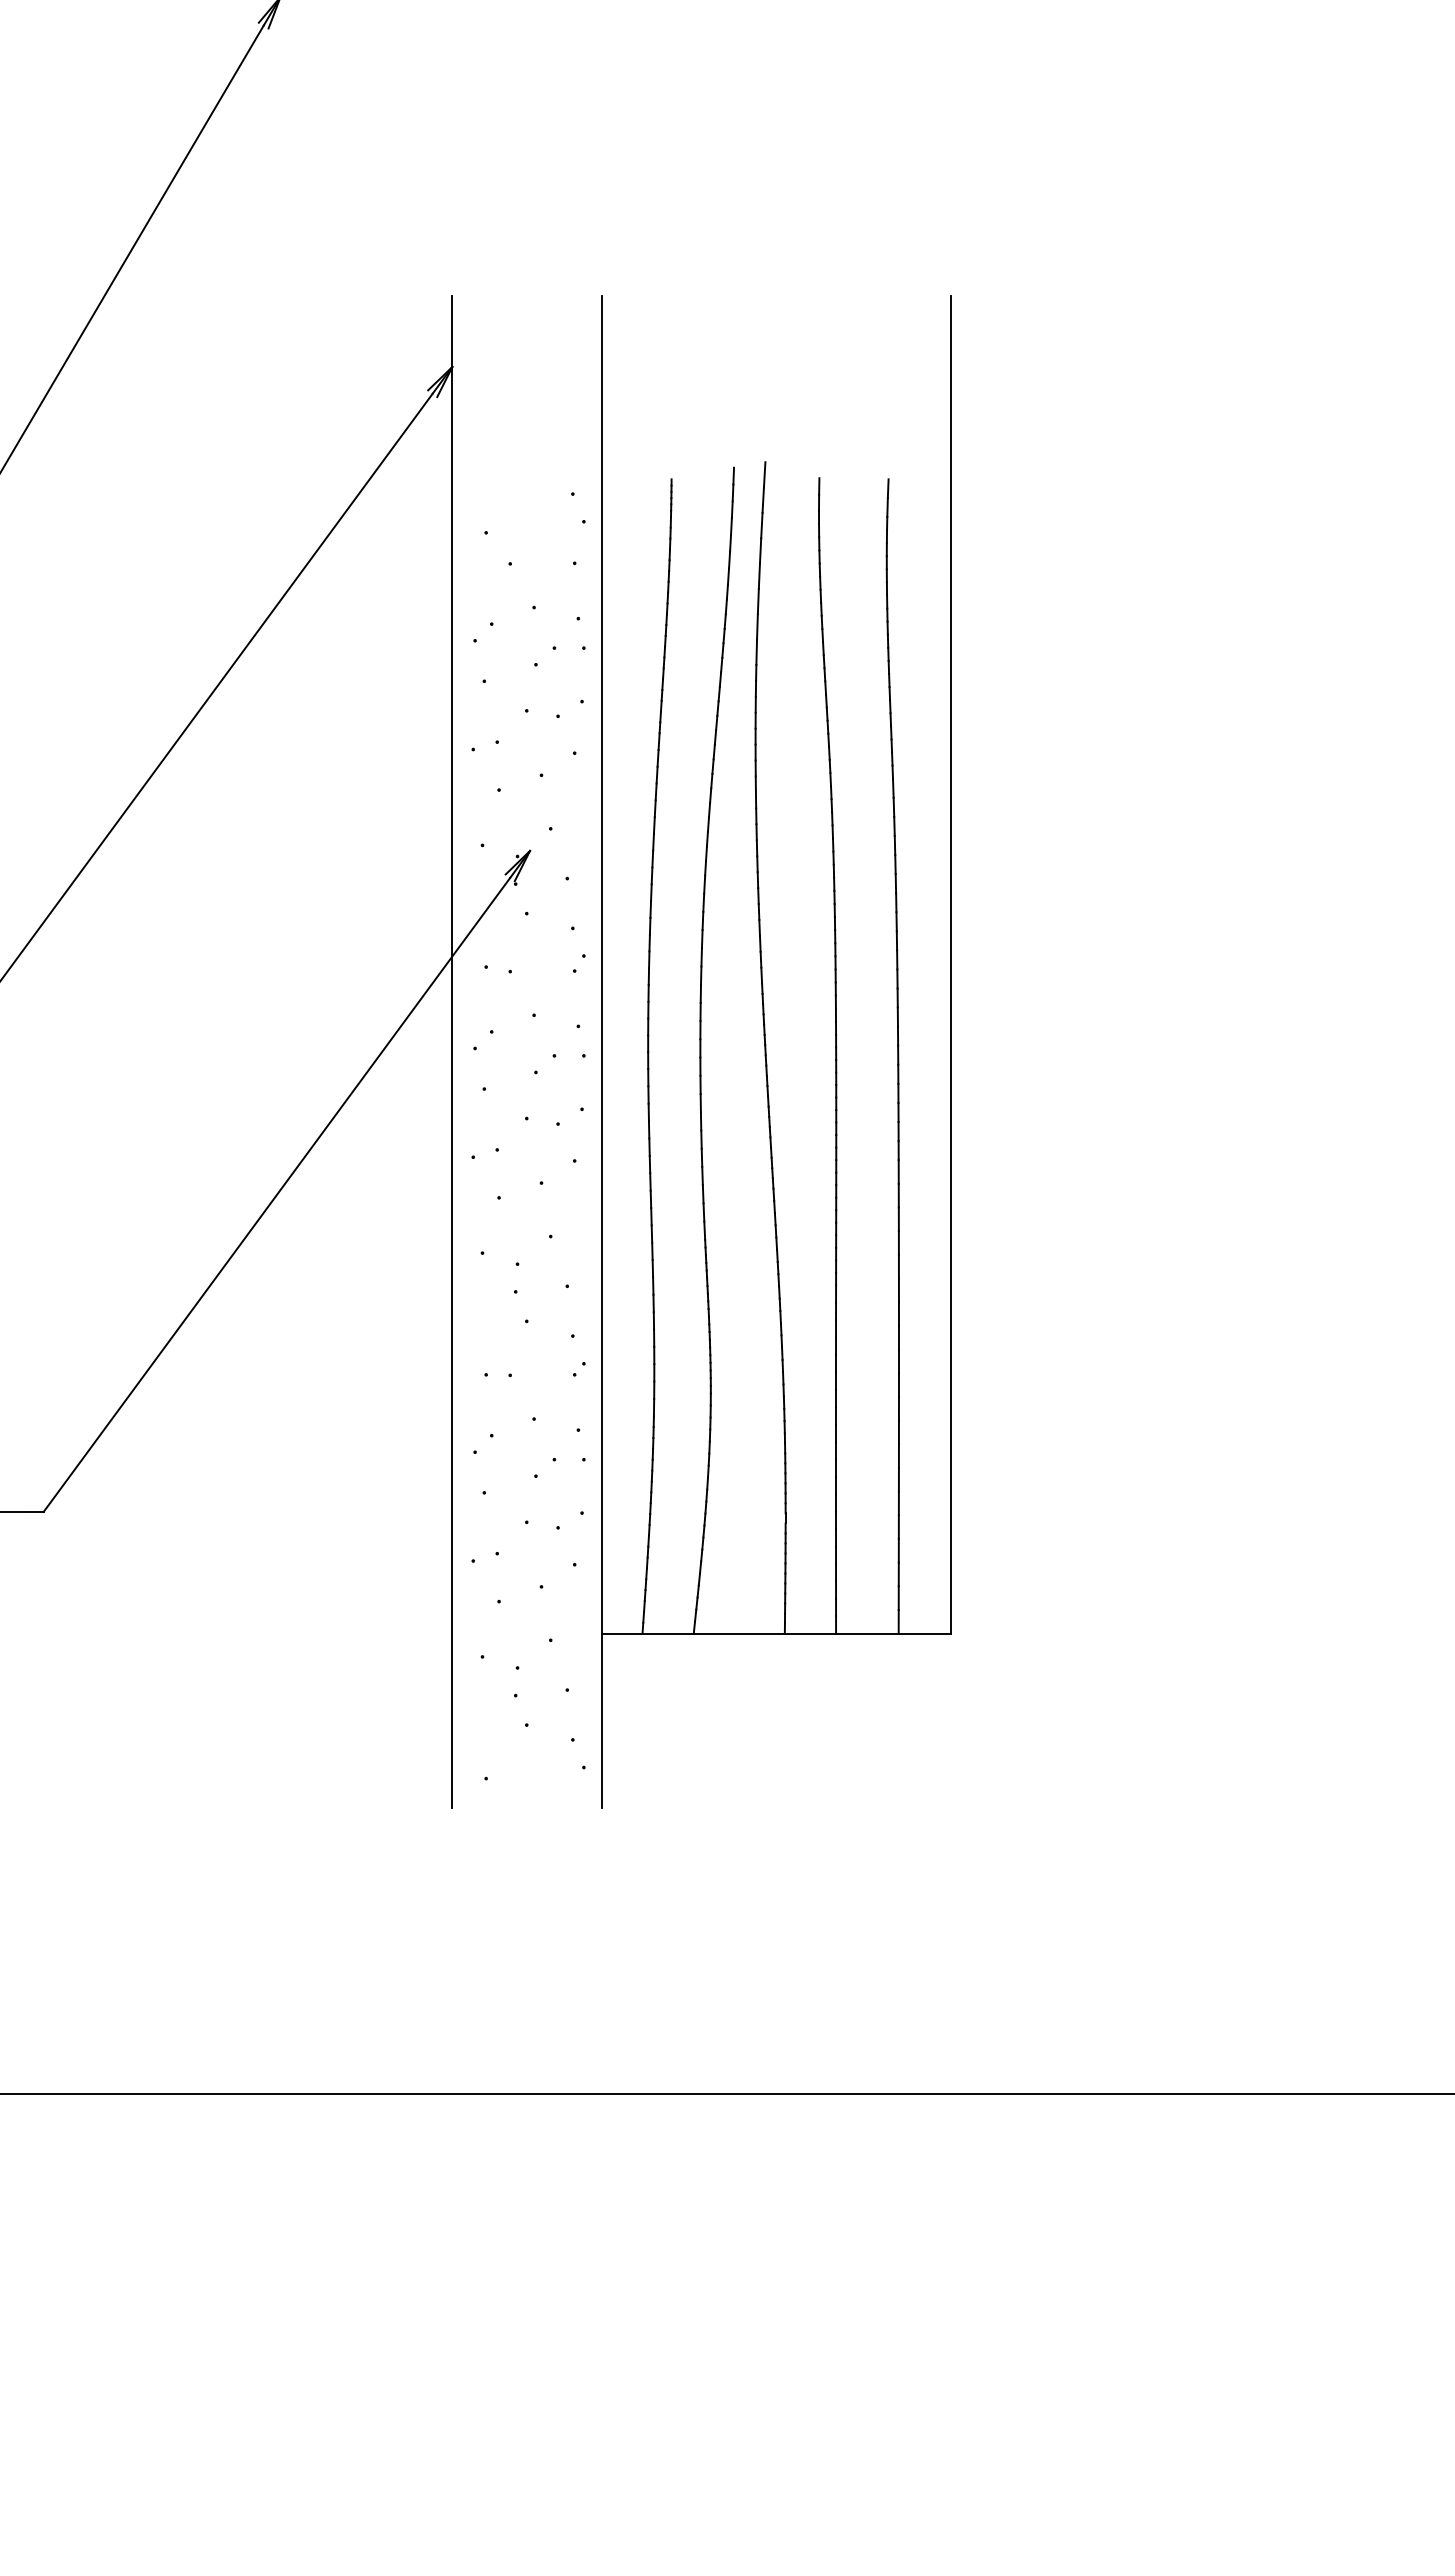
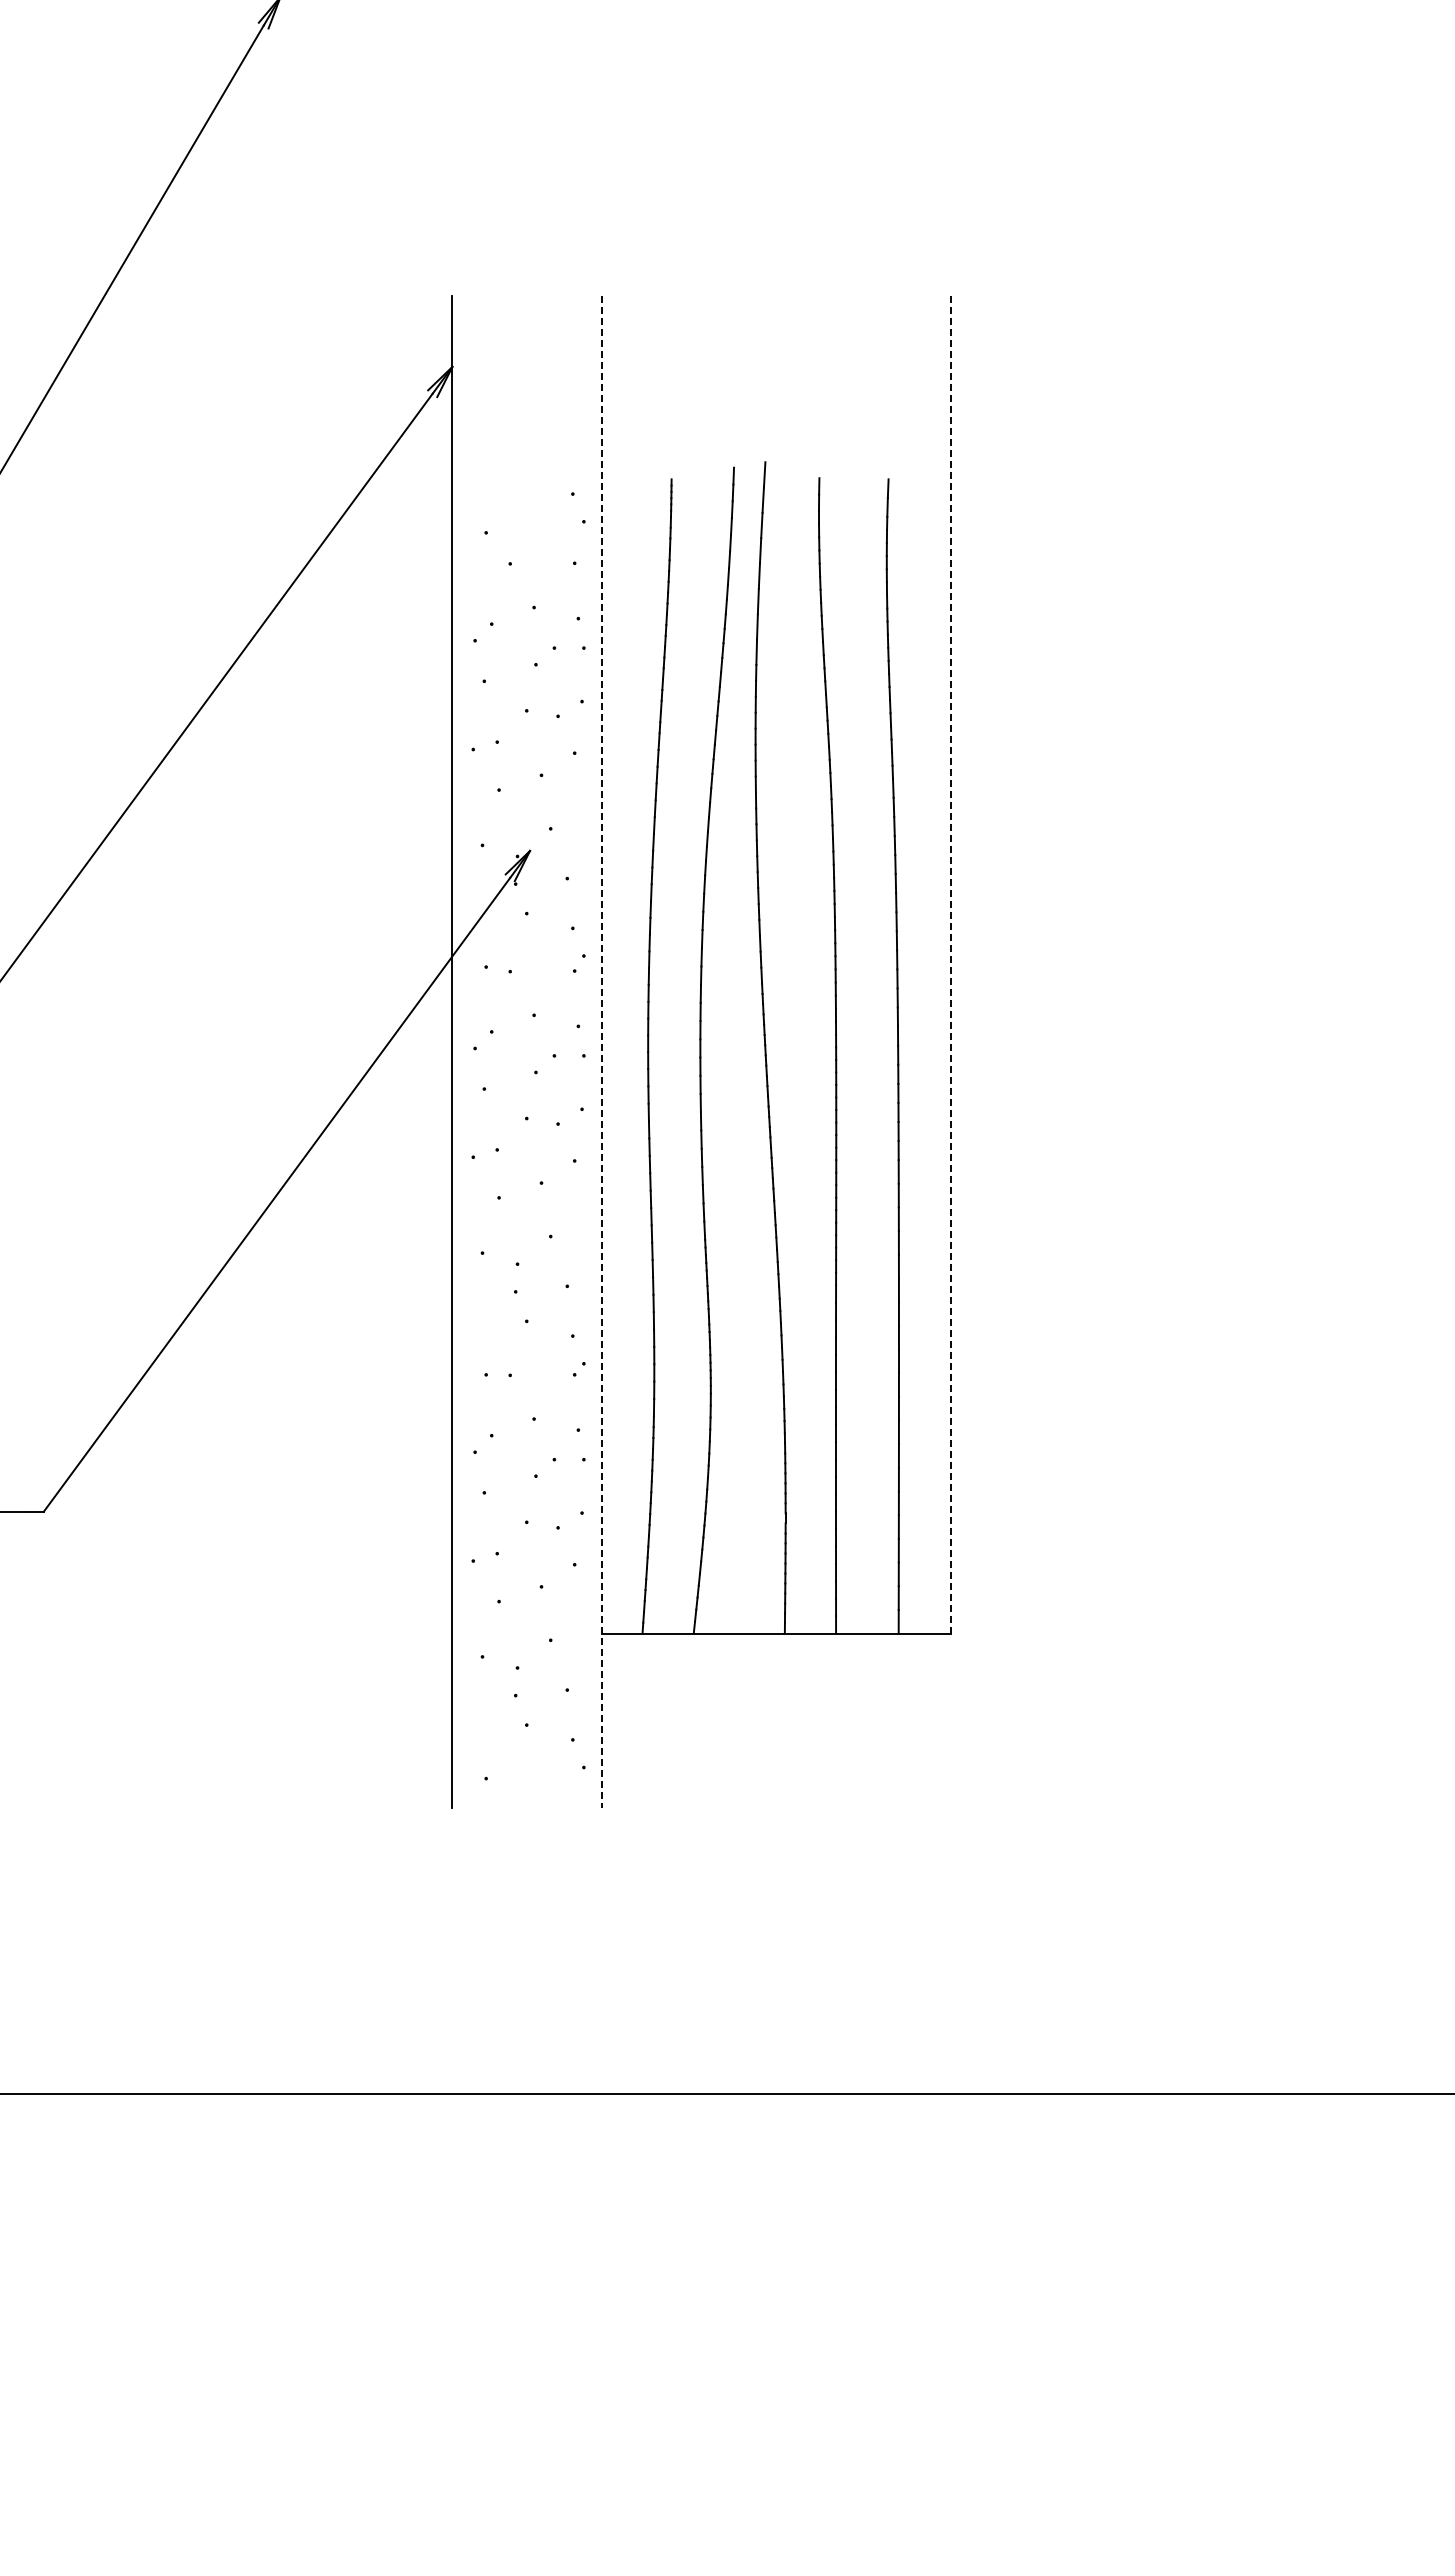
line: solid -> dashed (950, 964)
line: solid -> dashed (601, 1051)
